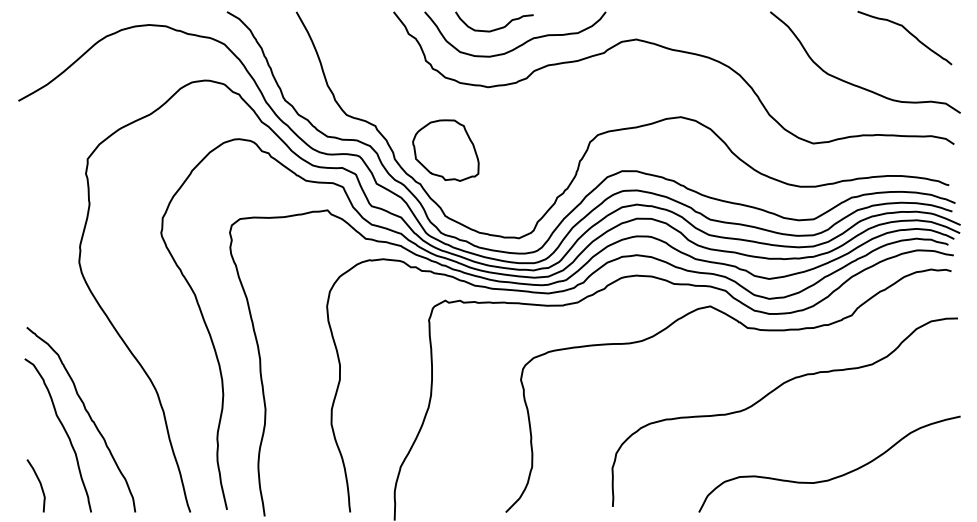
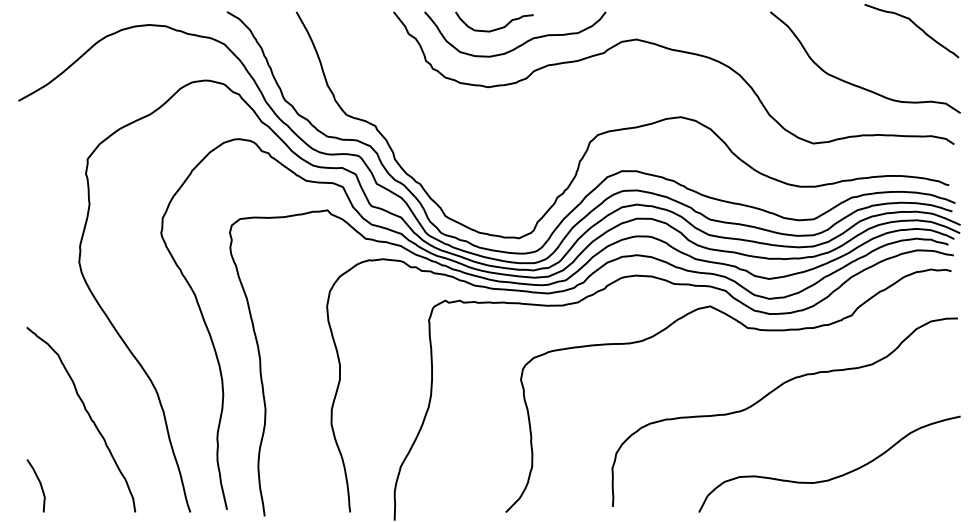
curve position: (906, 31) -> (913, 24) (913, 24)
part: present -> none (445, 150)
curve: present -> none (64, 431)
